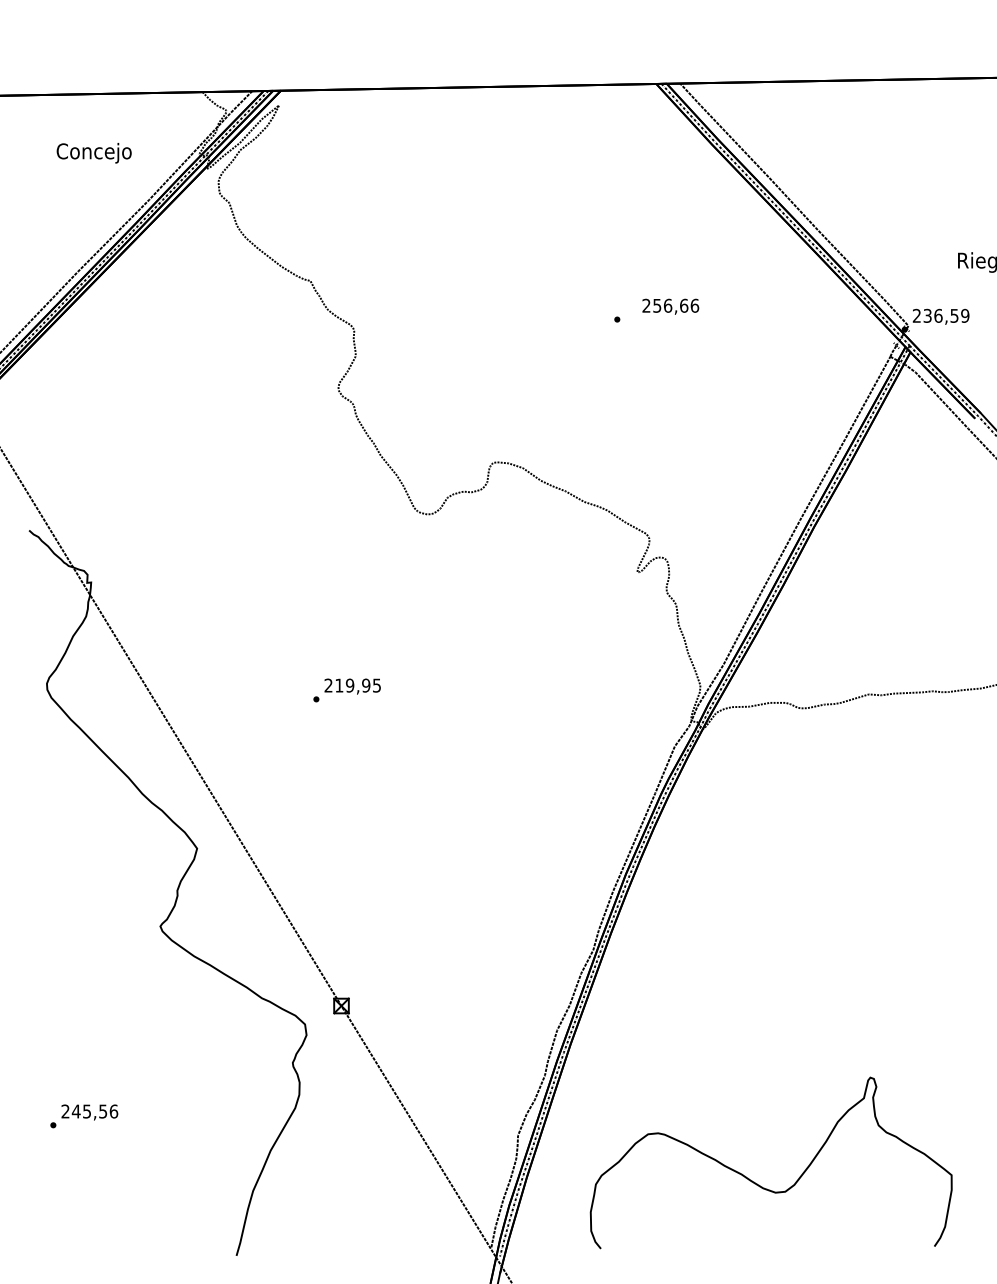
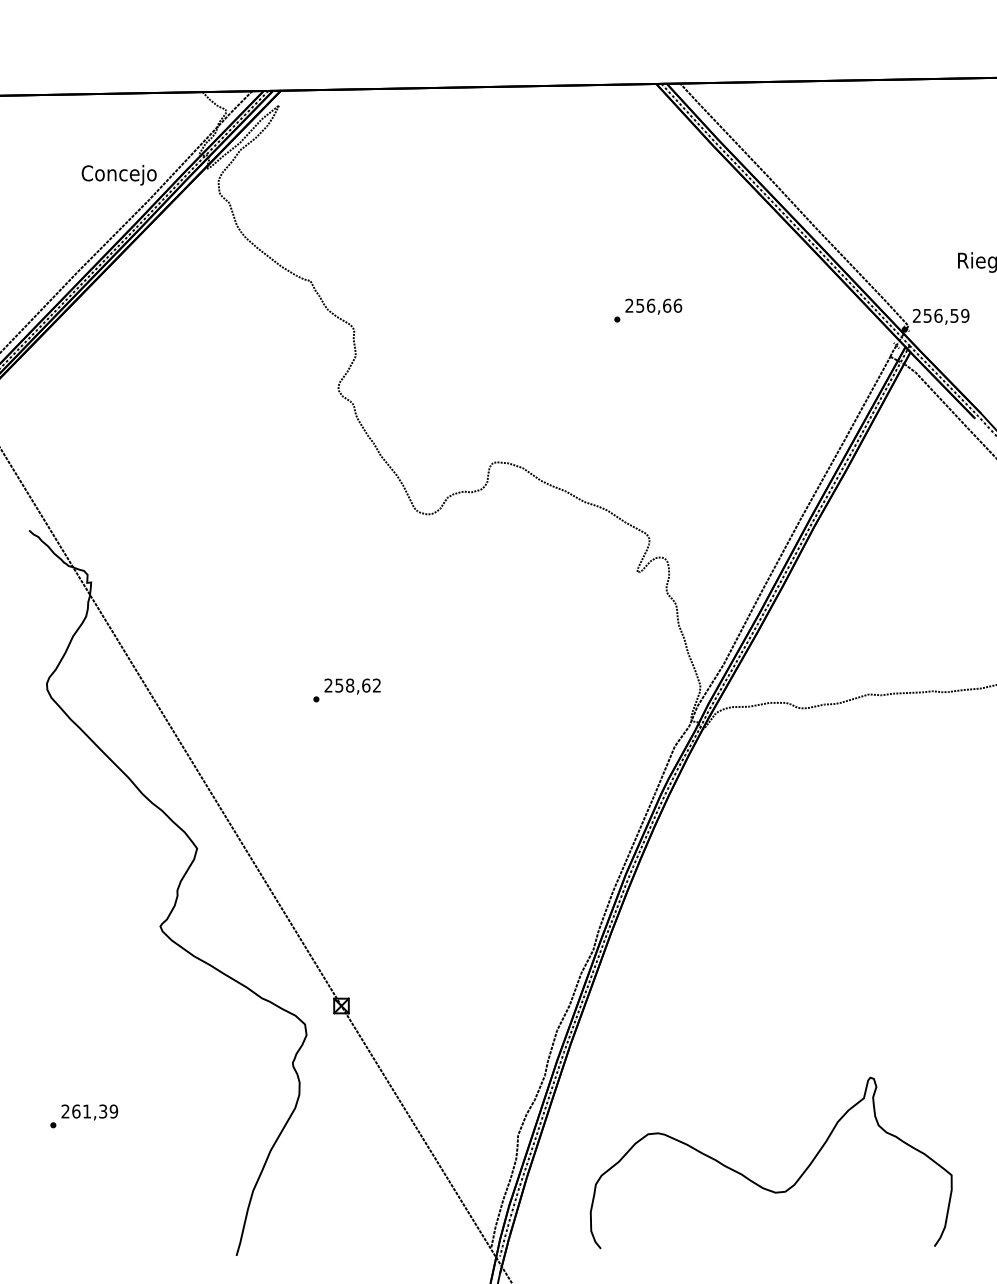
text position: (93, 153) -> (118, 175) (118, 175)
text position: (670, 306) -> (653, 306) (653, 306)
text: 236,59 -> 256,59 (927, 315)
text: 219,95 -> 258,62 (357, 685)
text: 245,56 -> 261,39 (94, 1111)
